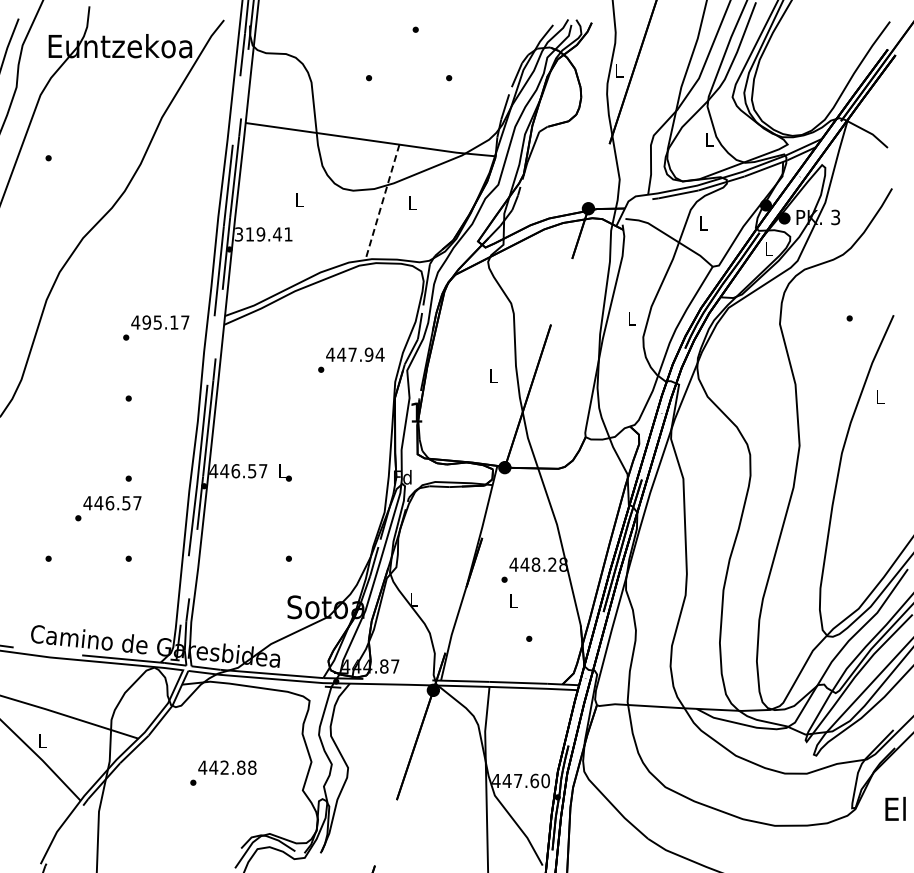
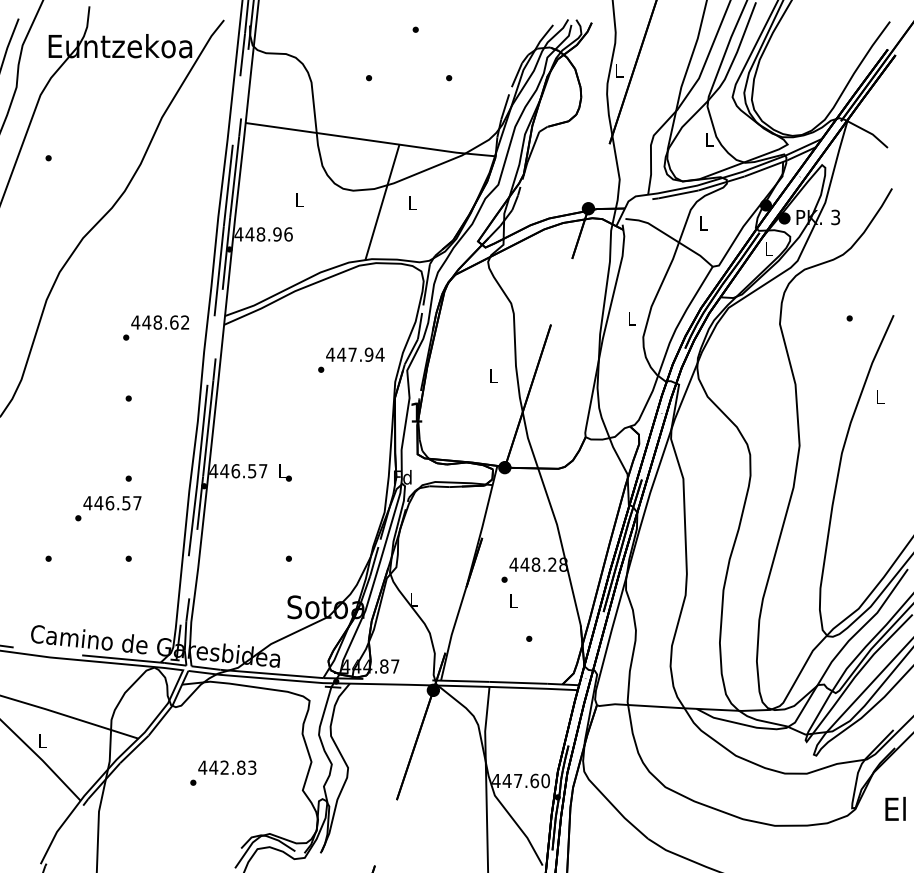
line: dashed -> solid (382, 202)
text: 319.41 -> 448.96 (263, 234)
text: 495.17 -> 448.62 (165, 322)
text: 442.88 -> 442.83 (252, 767)
